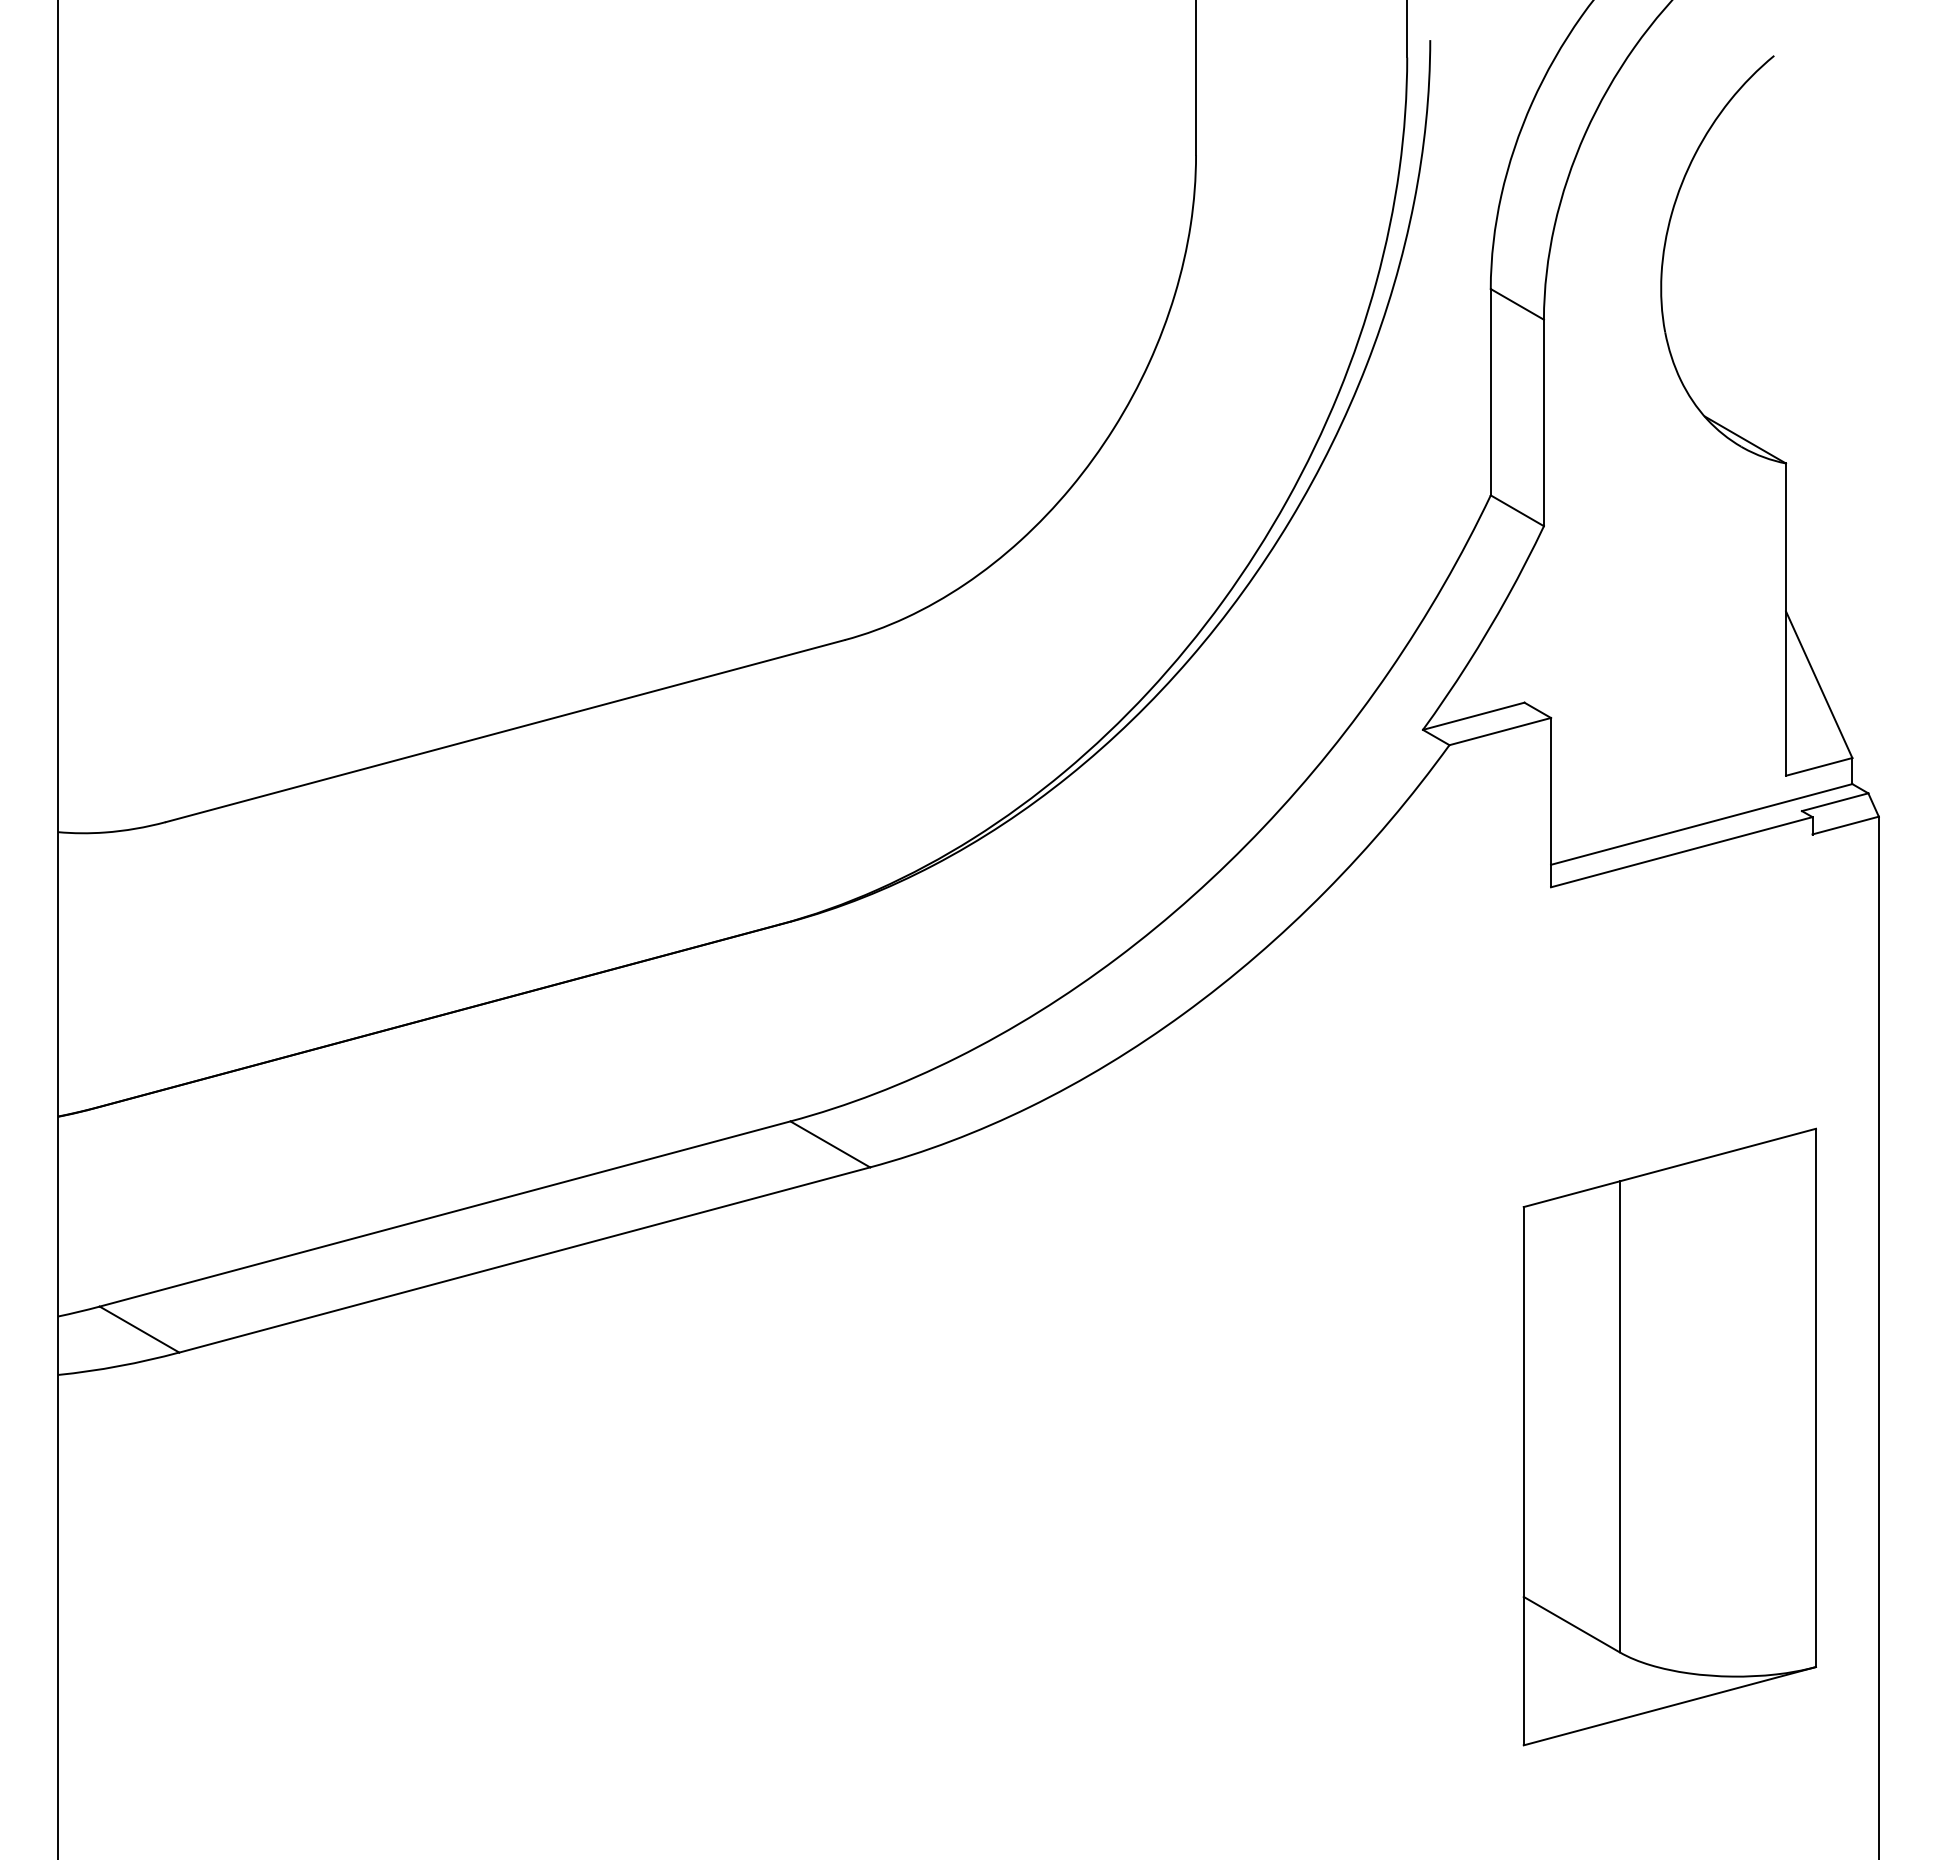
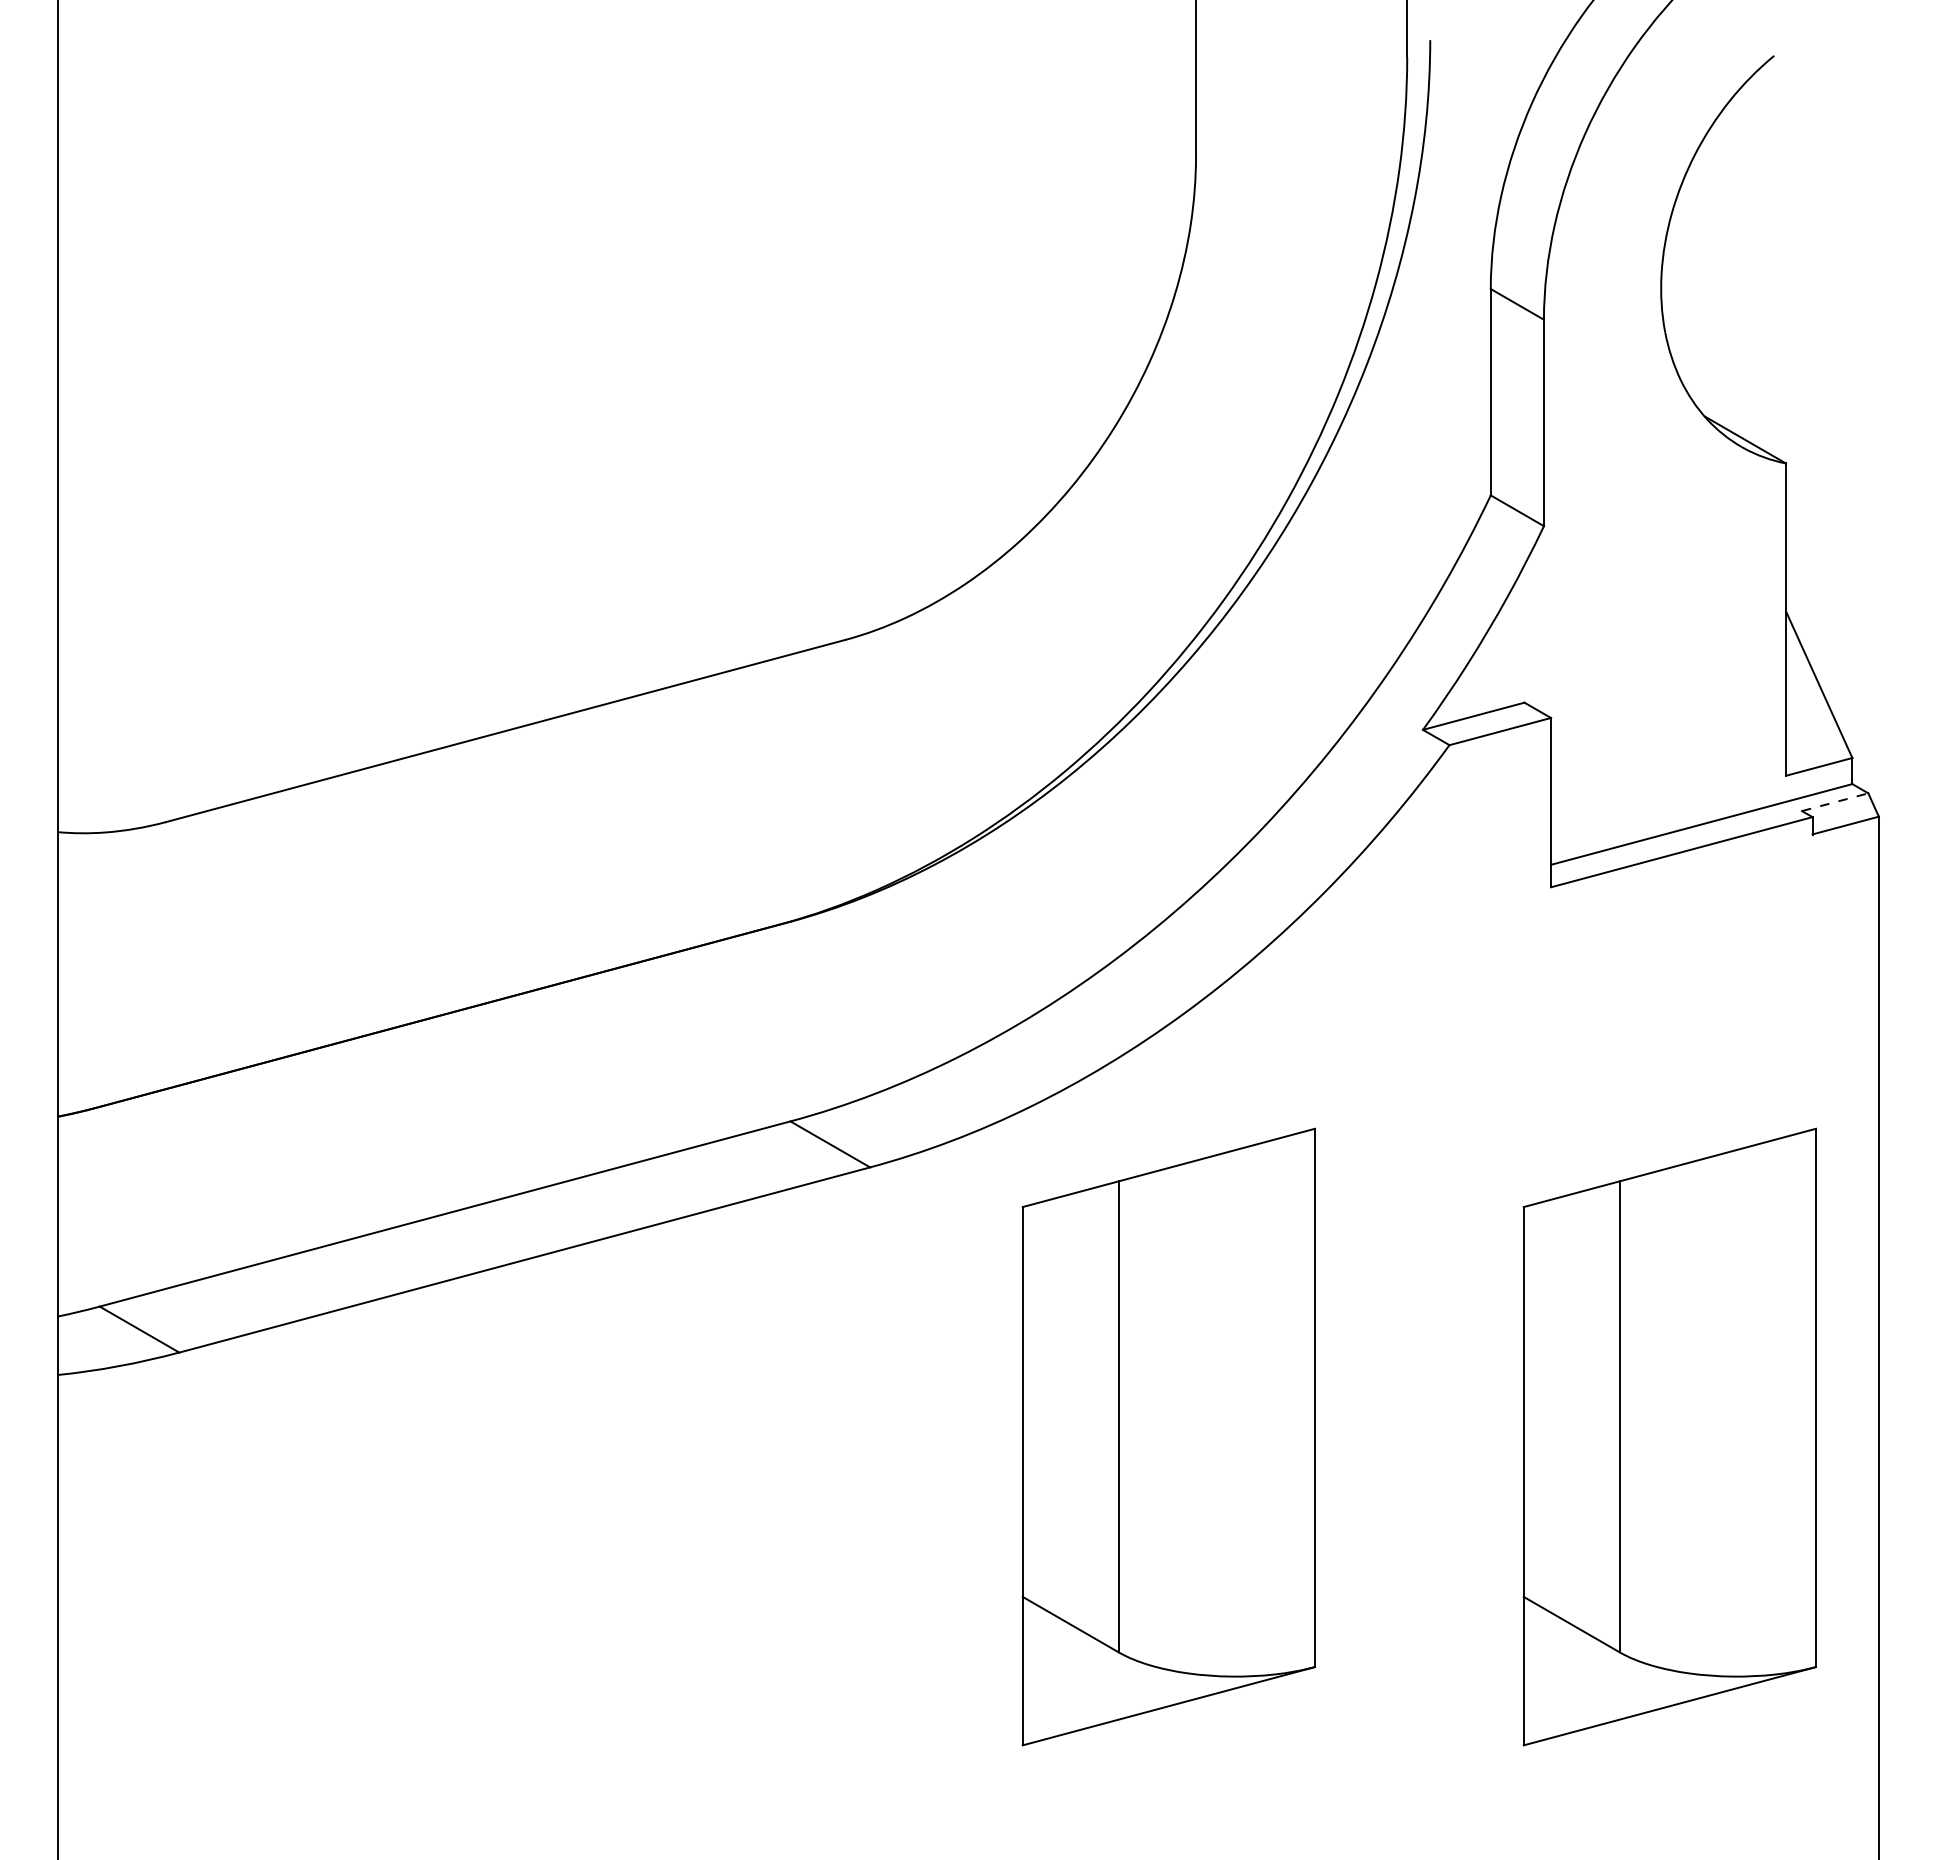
line: solid -> dashed (1835, 802)
part: none -> present (1168, 1436)
